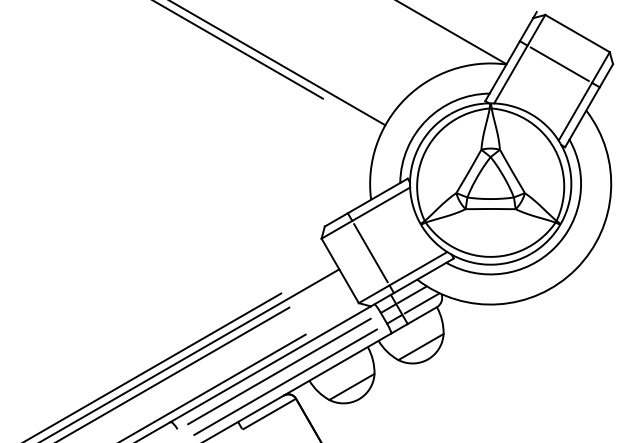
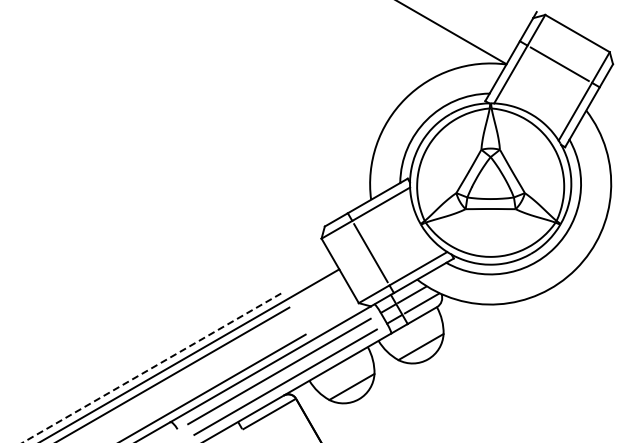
line: present -> none (238, 50)
line: present -> none (278, 63)
line: solid -> dashed (151, 368)
